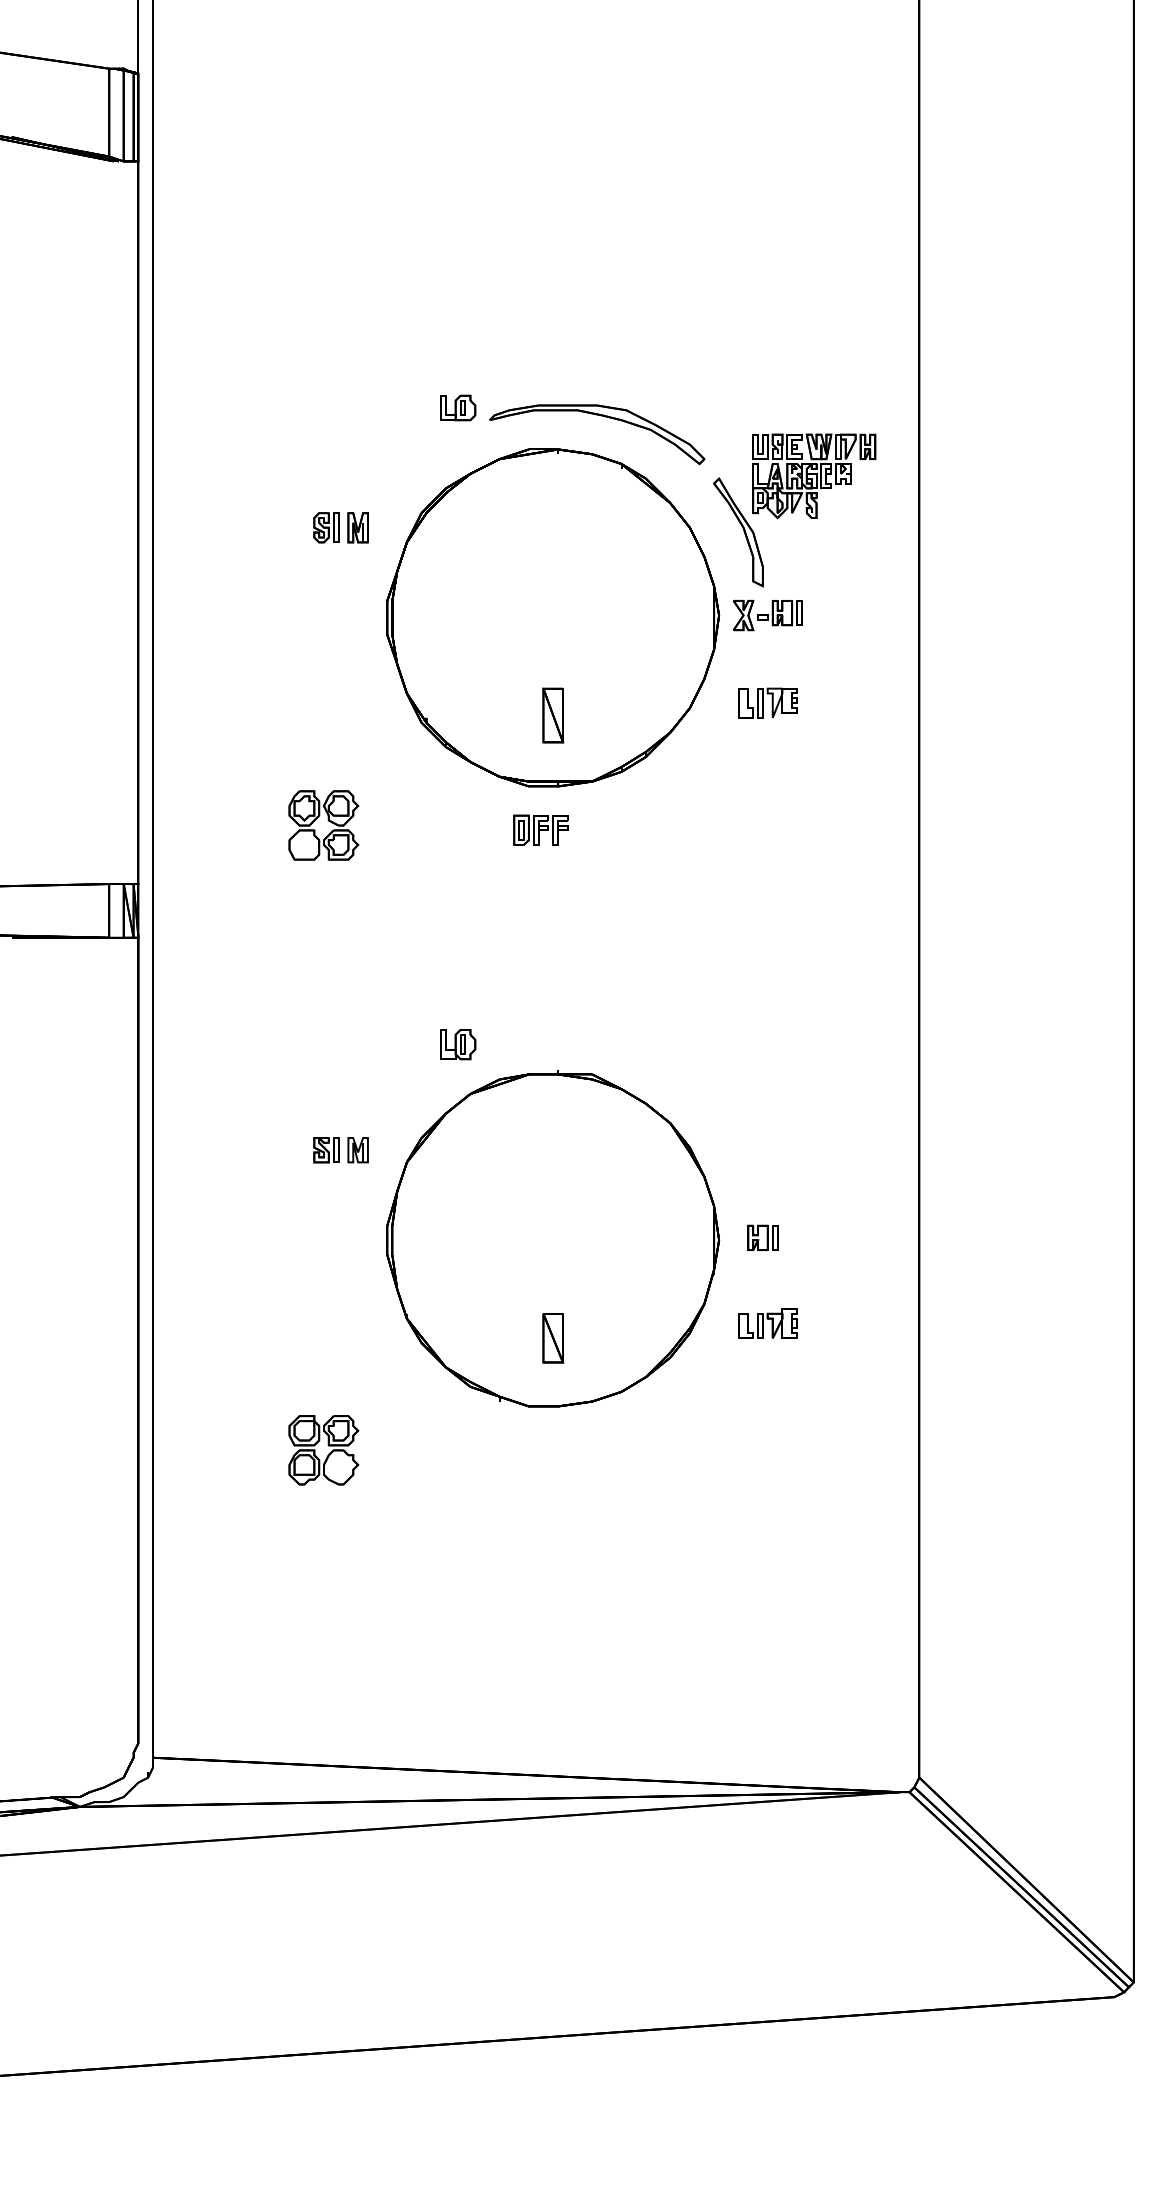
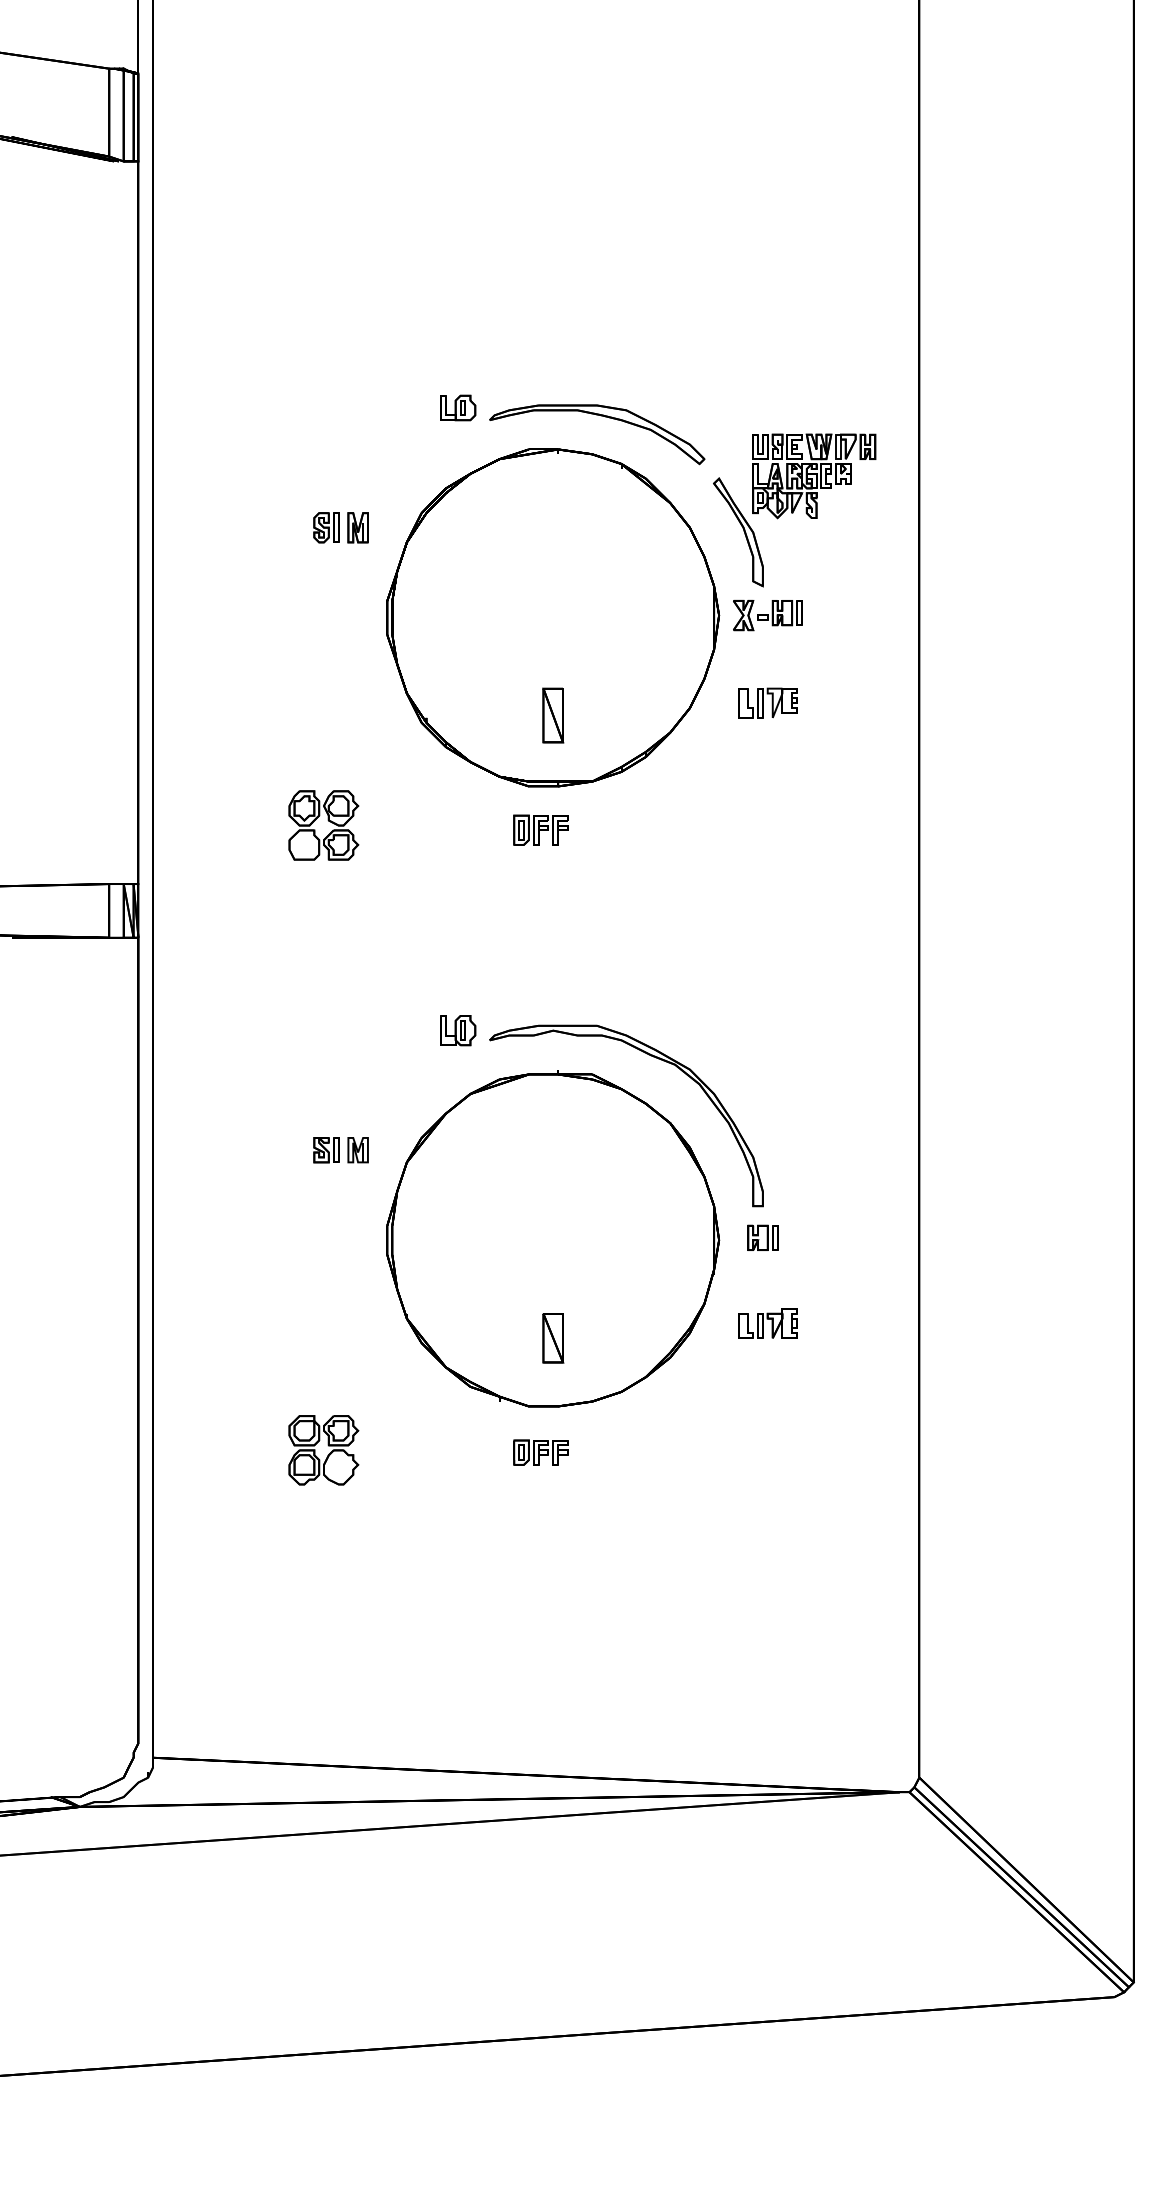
part position: (458, 1044) -> (458, 1030) (458, 1030)
part: none -> present (648, 1055)
part: none -> present (540, 1452)
